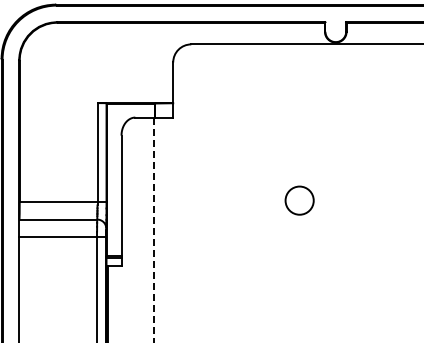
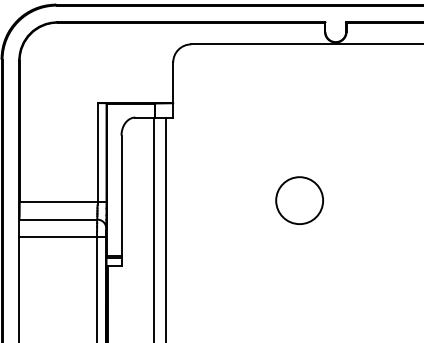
circle diameter: 28 px -> 47 px (299, 200)
line: none -> present (166, 228)
line: dashed -> solid (153, 230)
